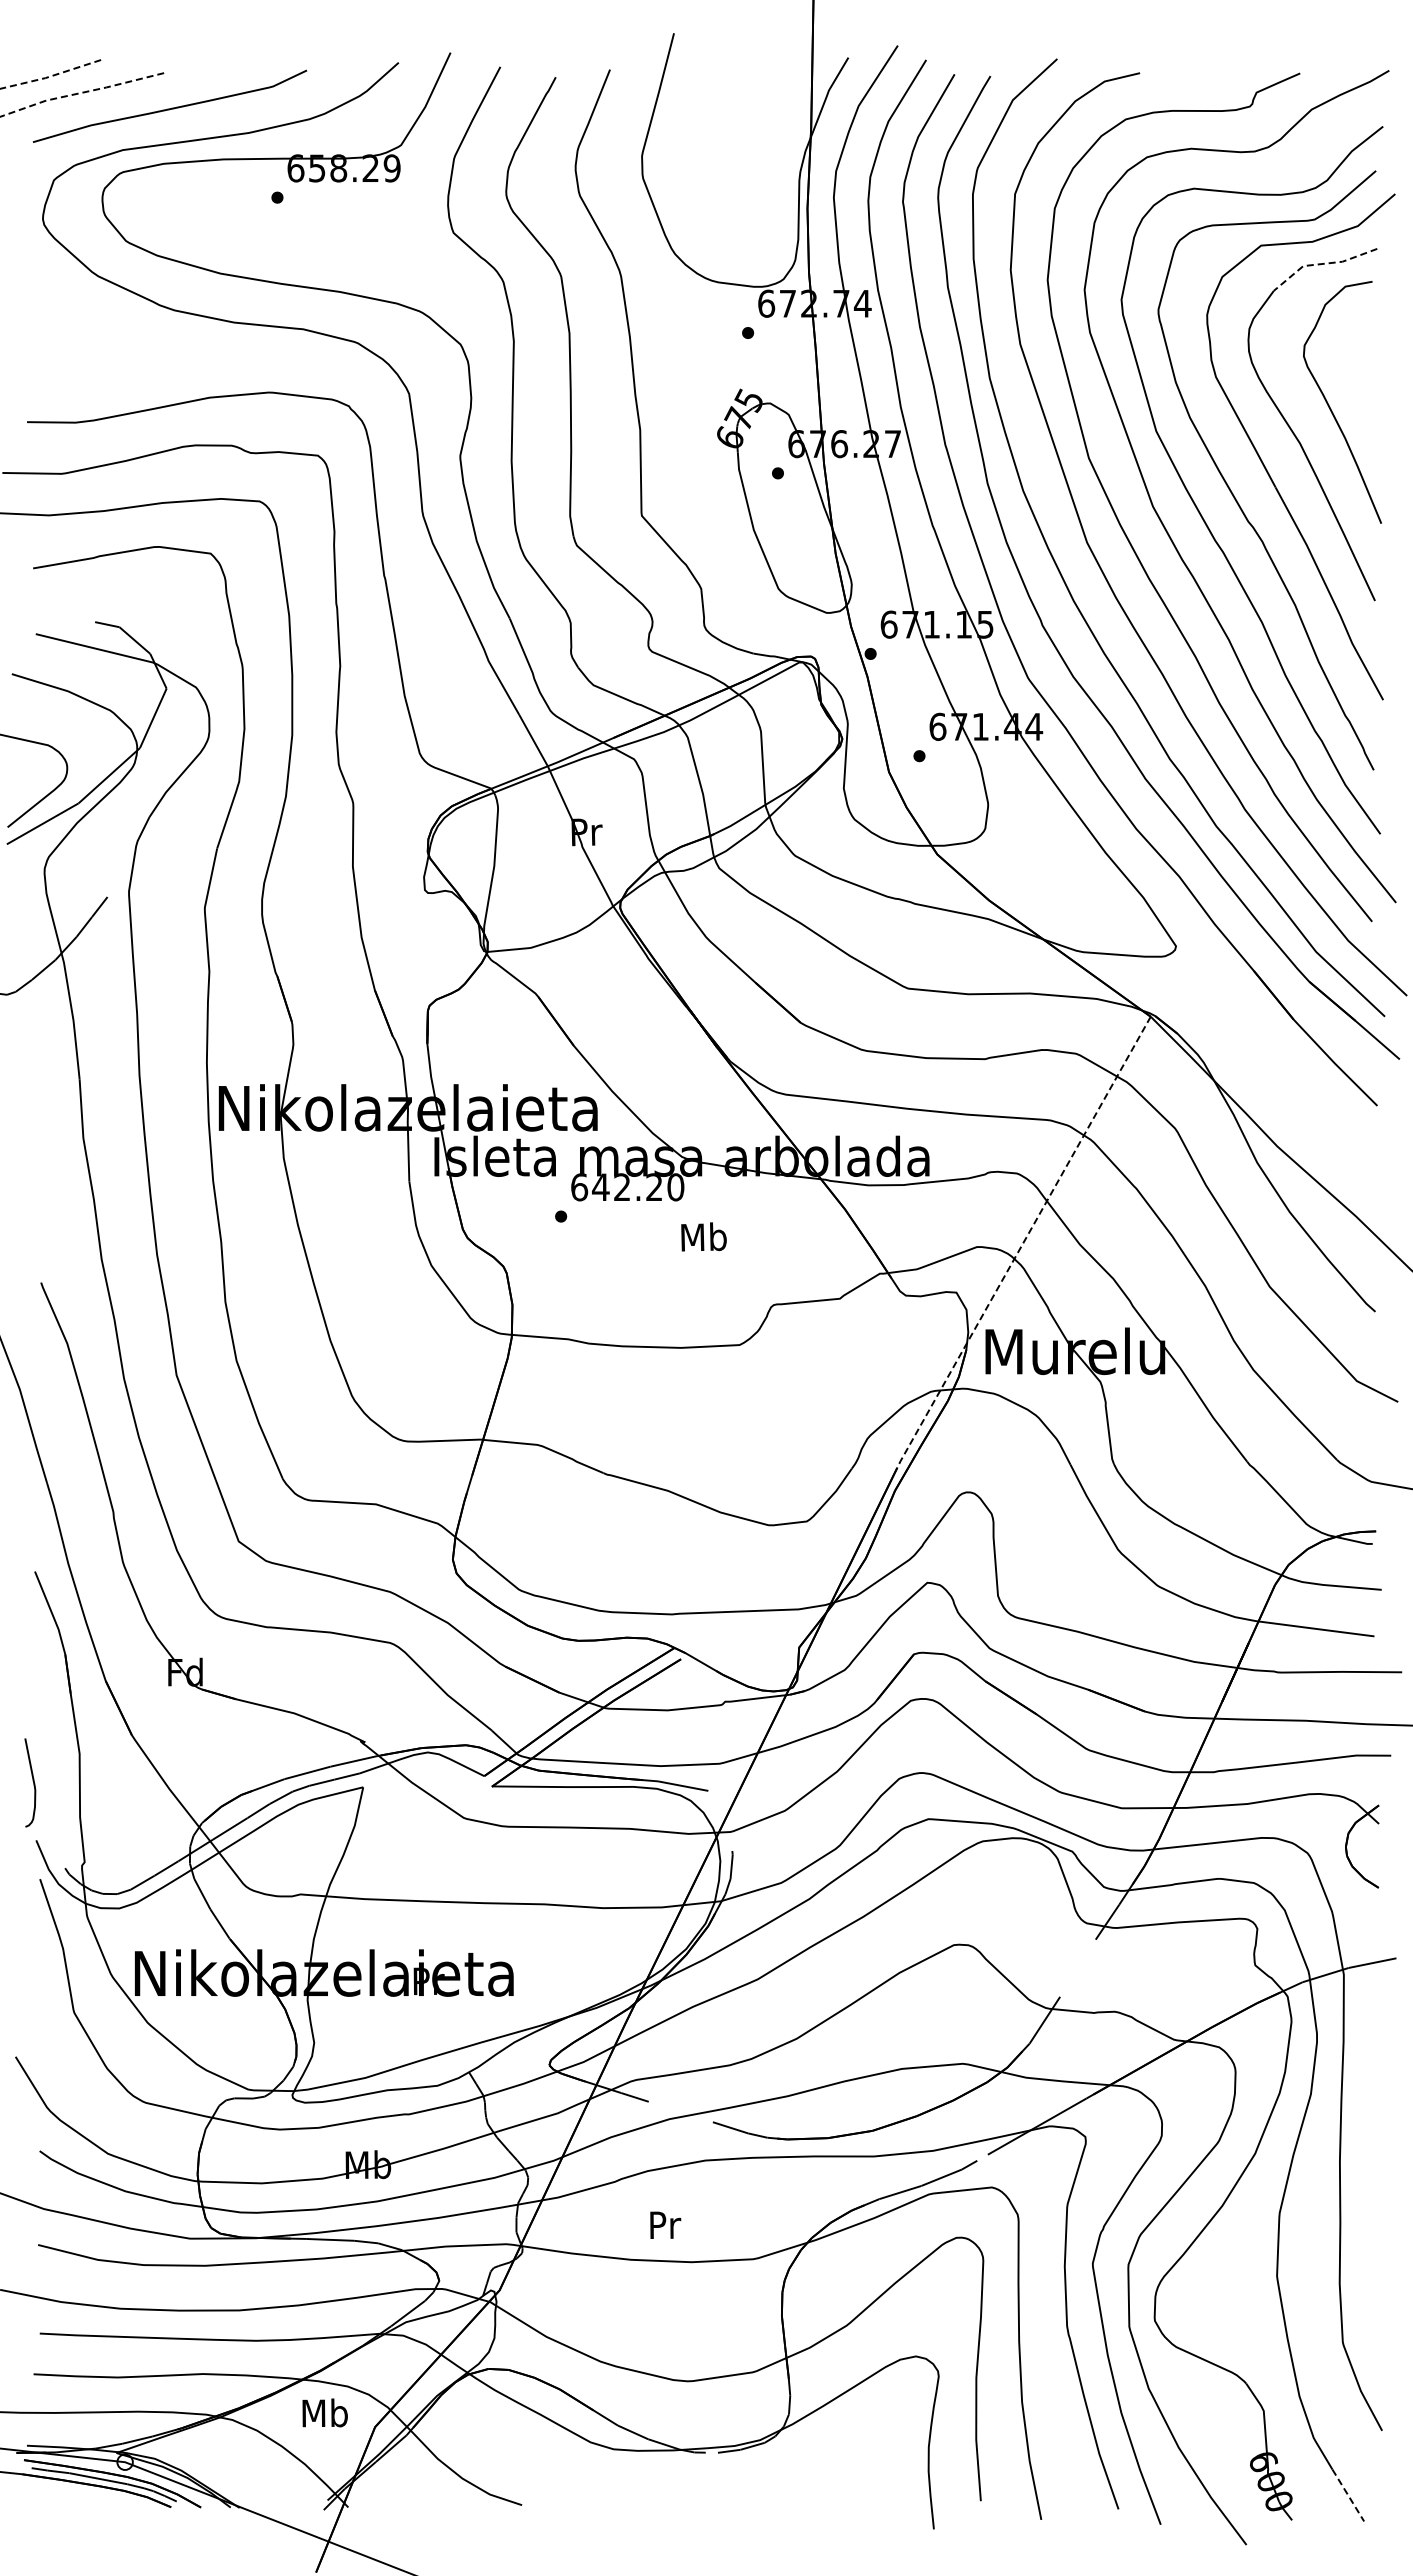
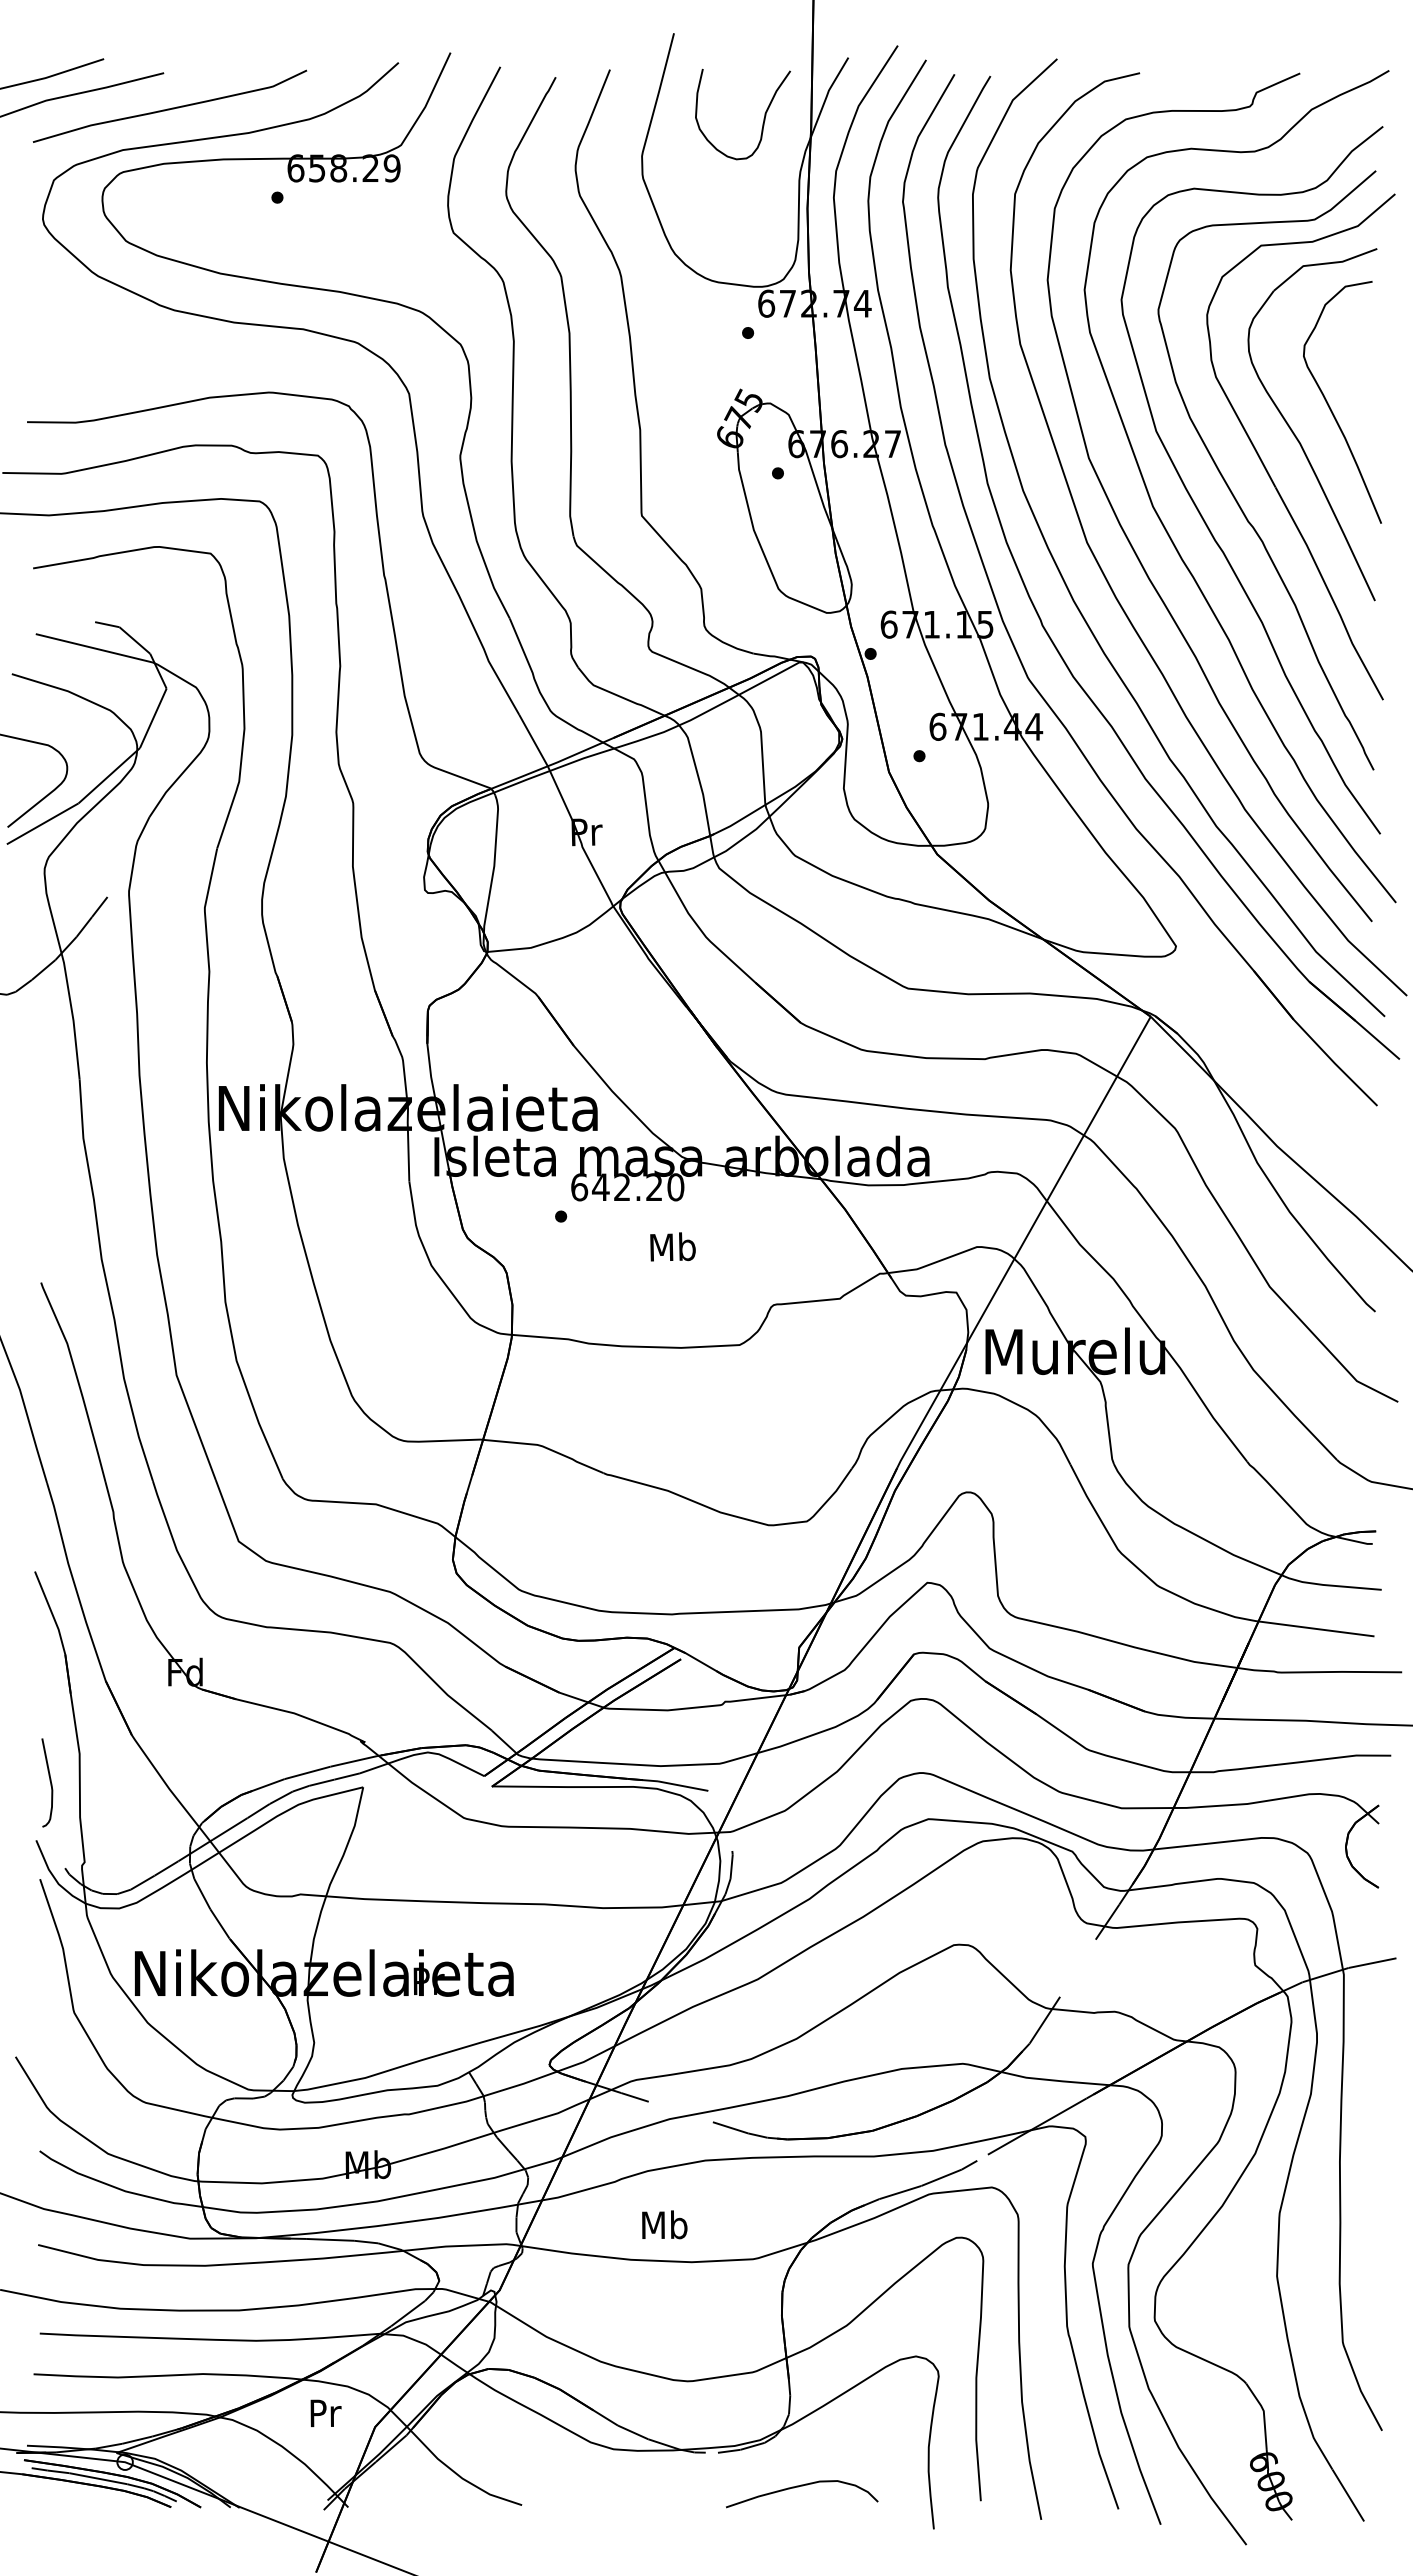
line: dashed -> solid (52, 75)
line: dashed -> solid (81, 93)
curve: none -> present (763, 118)
line: dashed -> solid (1321, 264)
text position: (703, 1236) -> (672, 1246) (672, 1246)
line: dashed -> solid (1023, 1243)
curve position: (32, 1781) -> (49, 1781) (49, 1781)
text: Pr -> Mb (664, 2224)
text: Mb -> Pr (324, 2412)
curve: none -> present (802, 2486)
line: dashed -> solid (1348, 2495)
